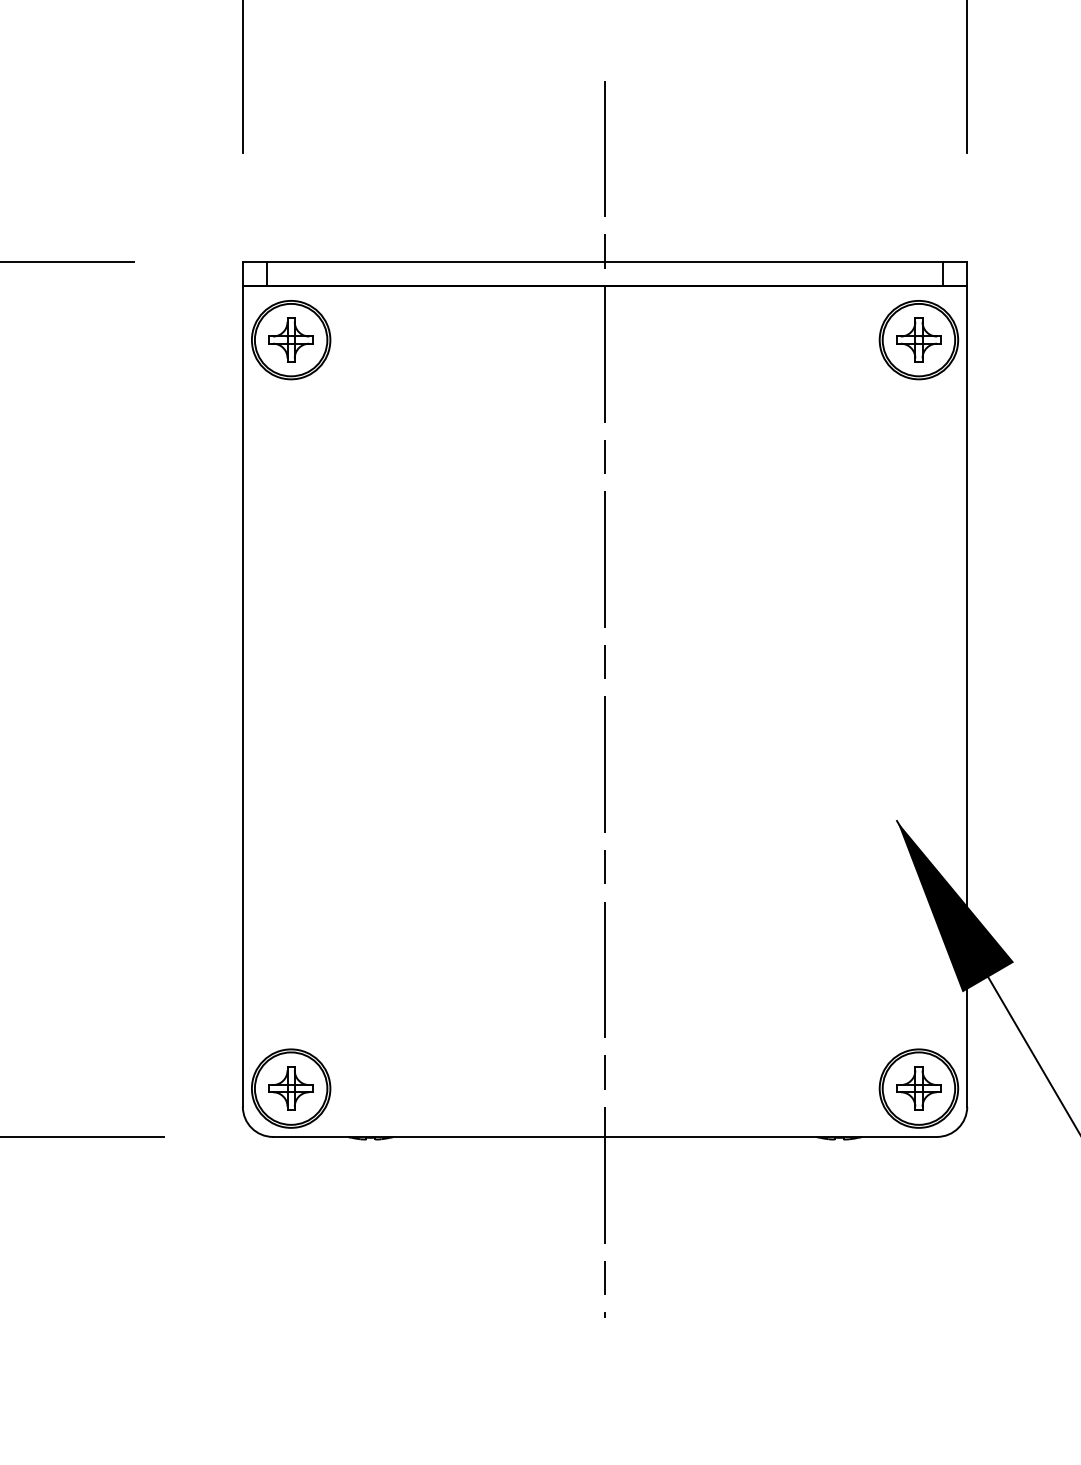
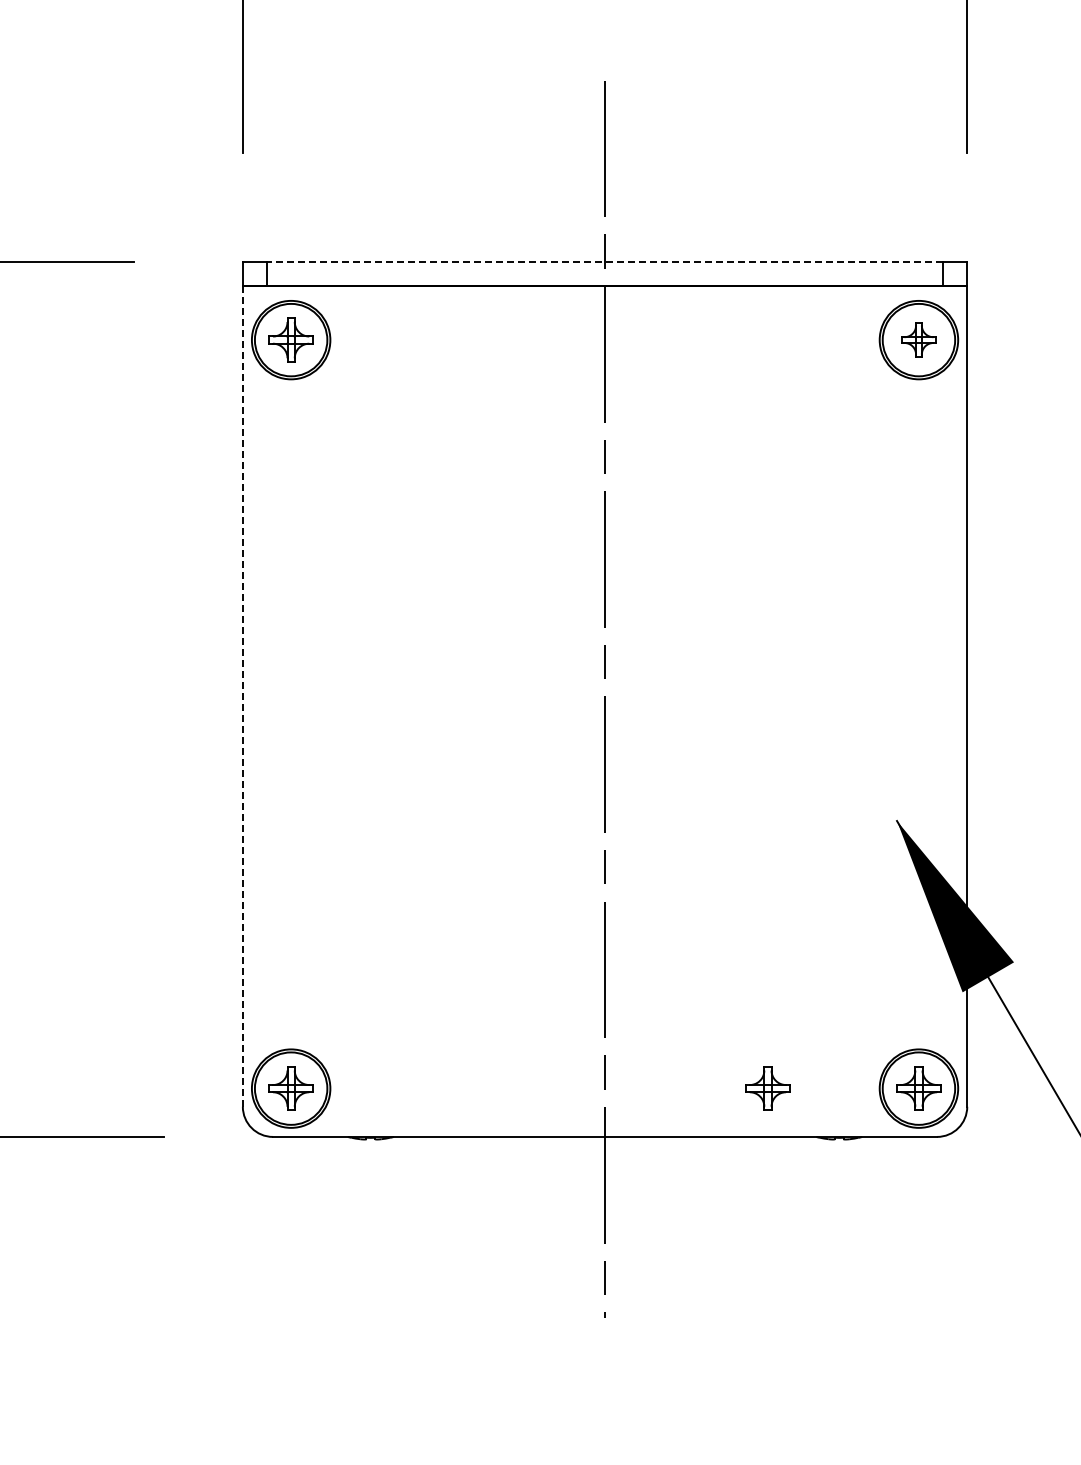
line: solid -> dashed (604, 261)
part size: 46x46 px -> 36x36 px (918, 339)
line: solid -> dashed (242, 695)
part: none -> present (767, 1088)
